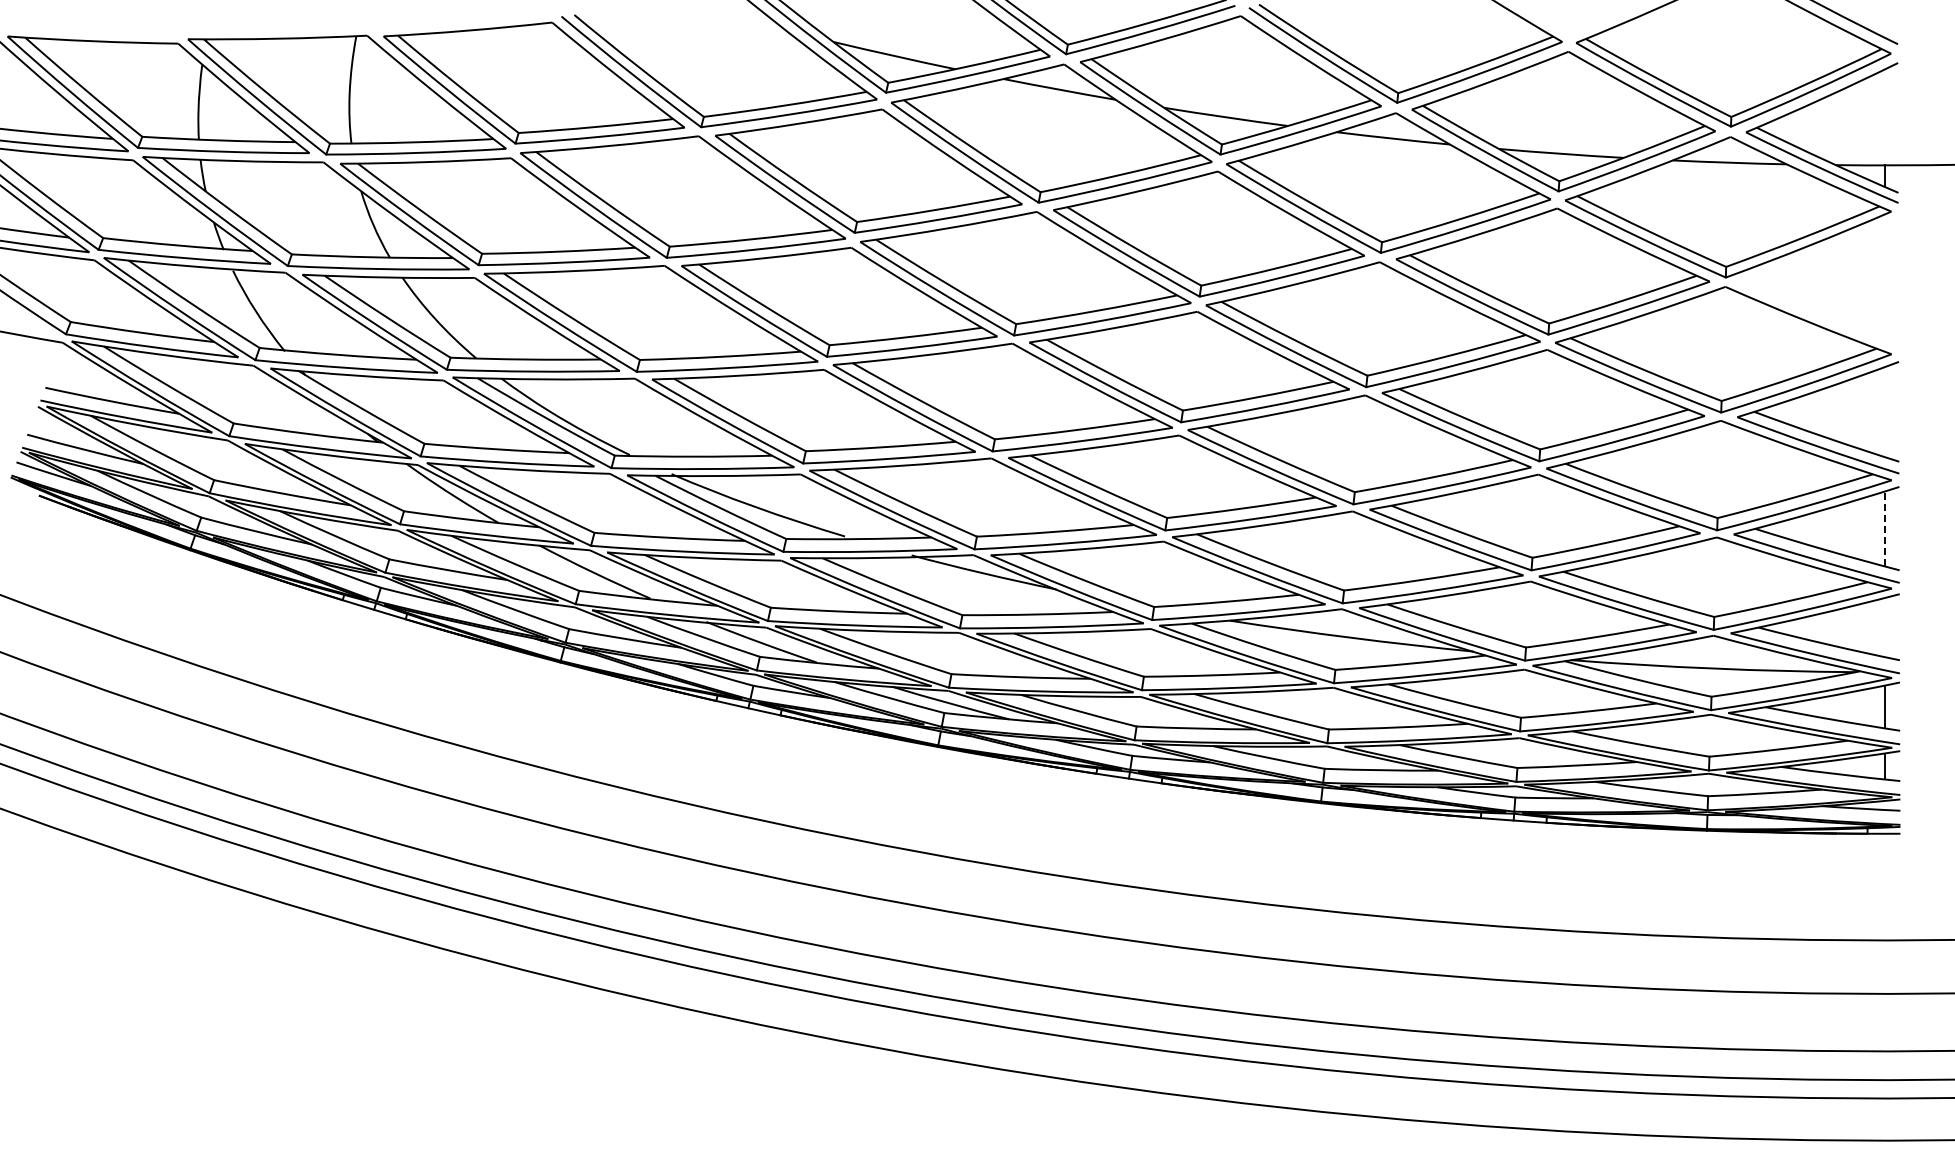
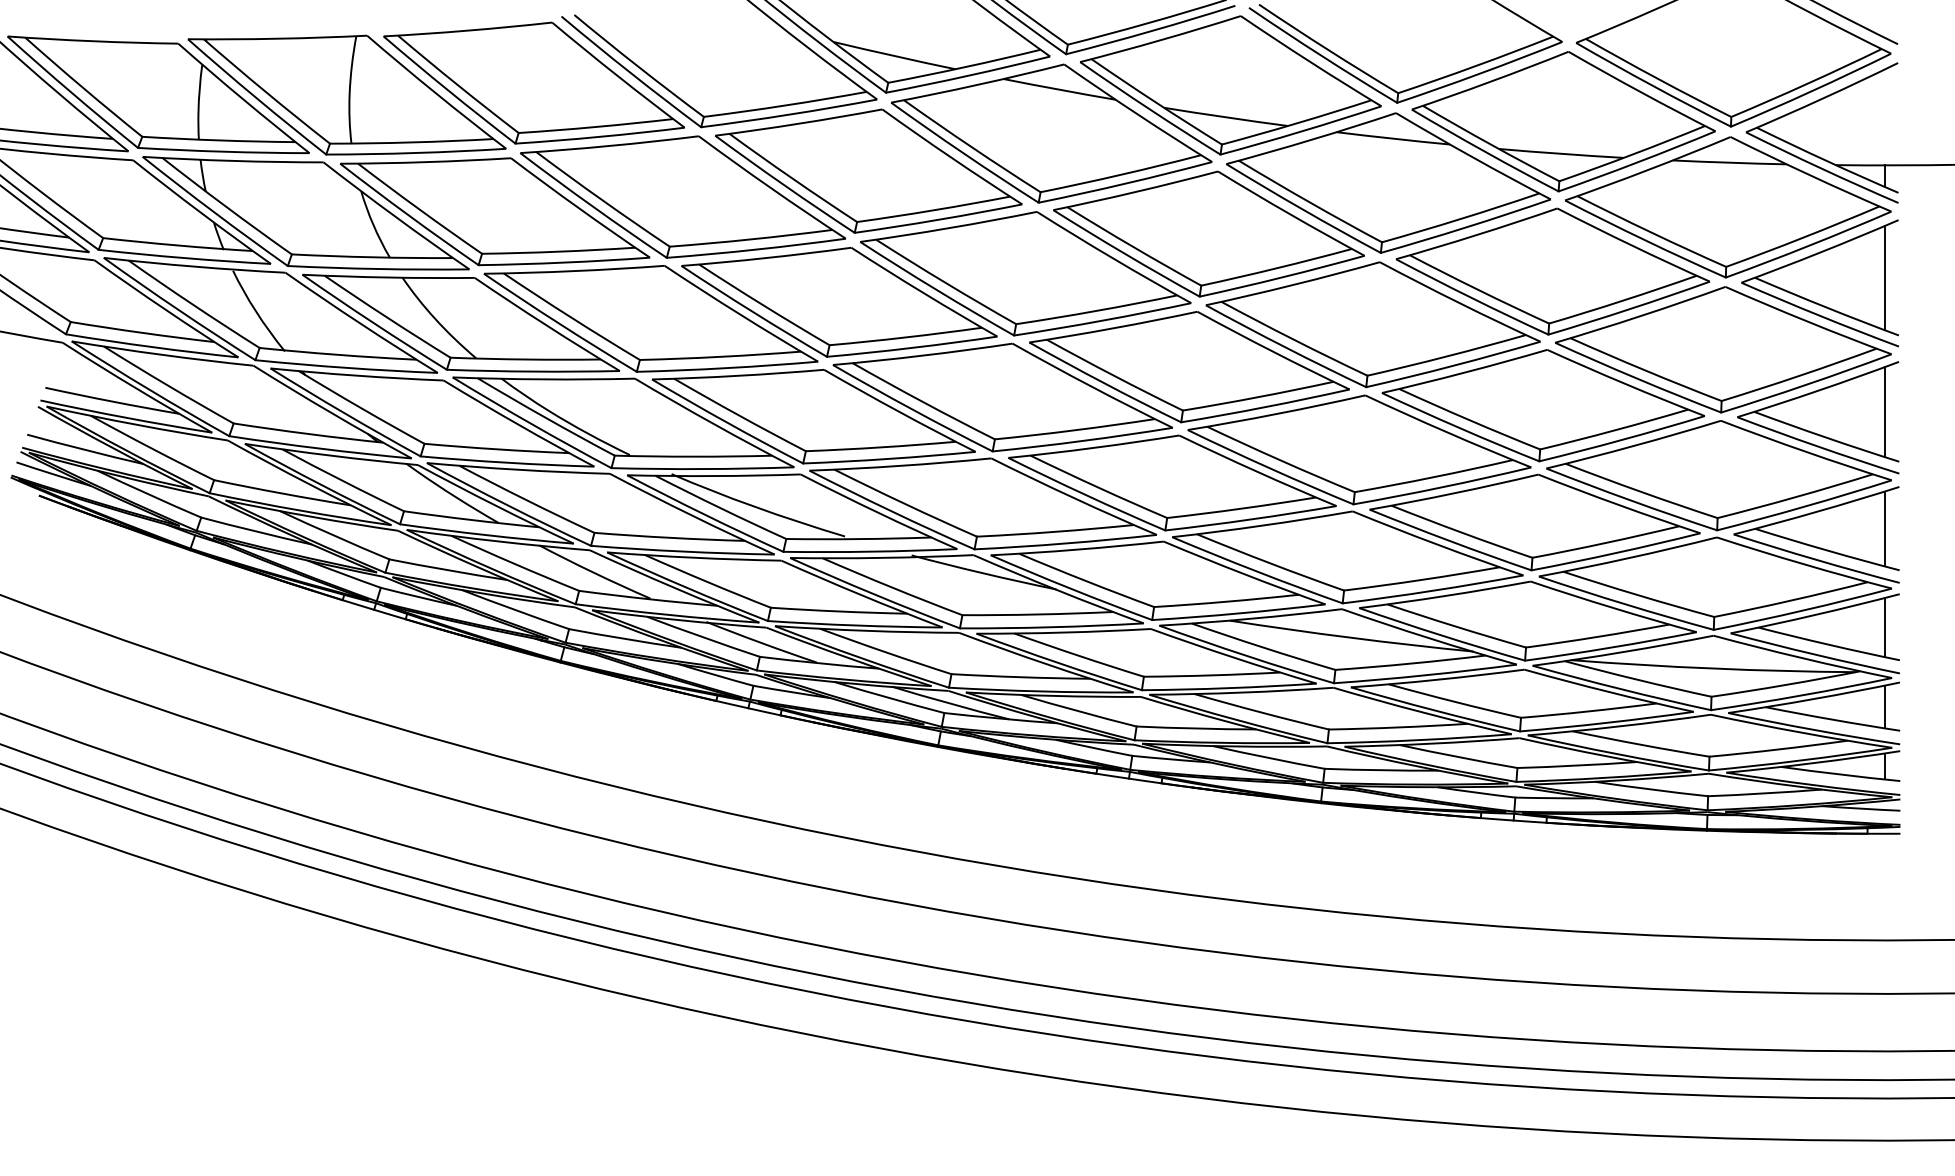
part: none -> present (1819, 283)
line: none -> present (1884, 411)
line: dashed -> solid (1884, 528)
line: none -> present (1884, 627)
